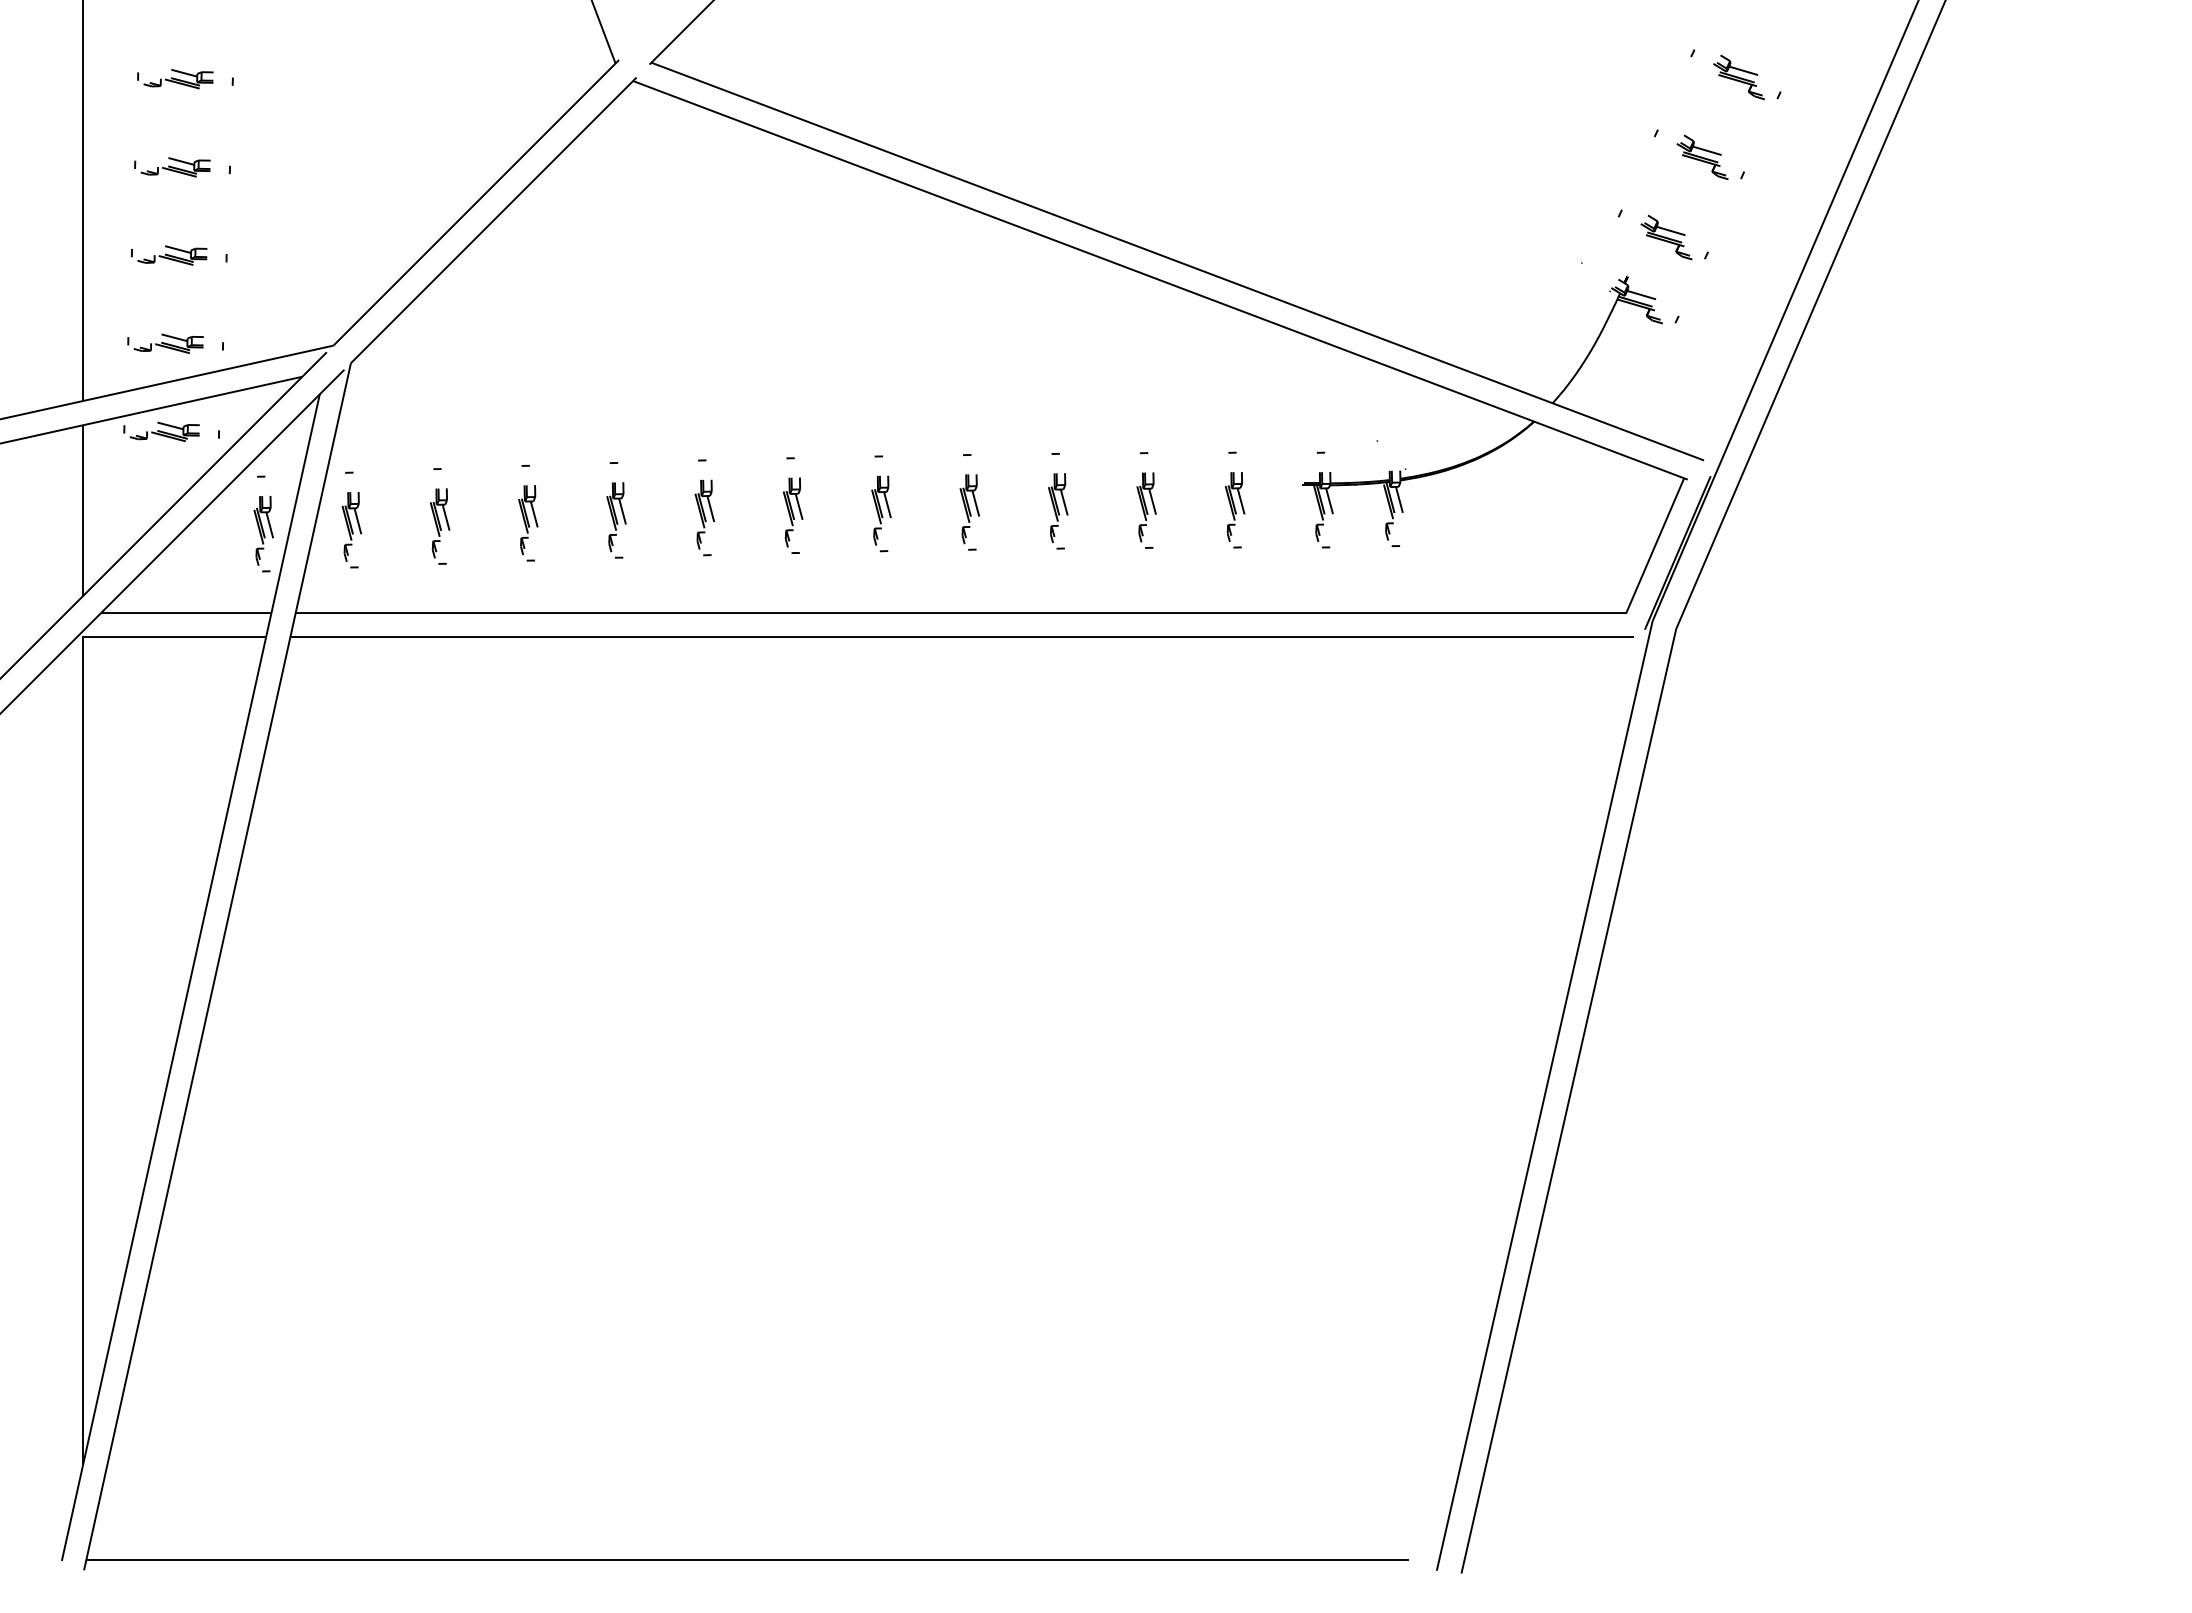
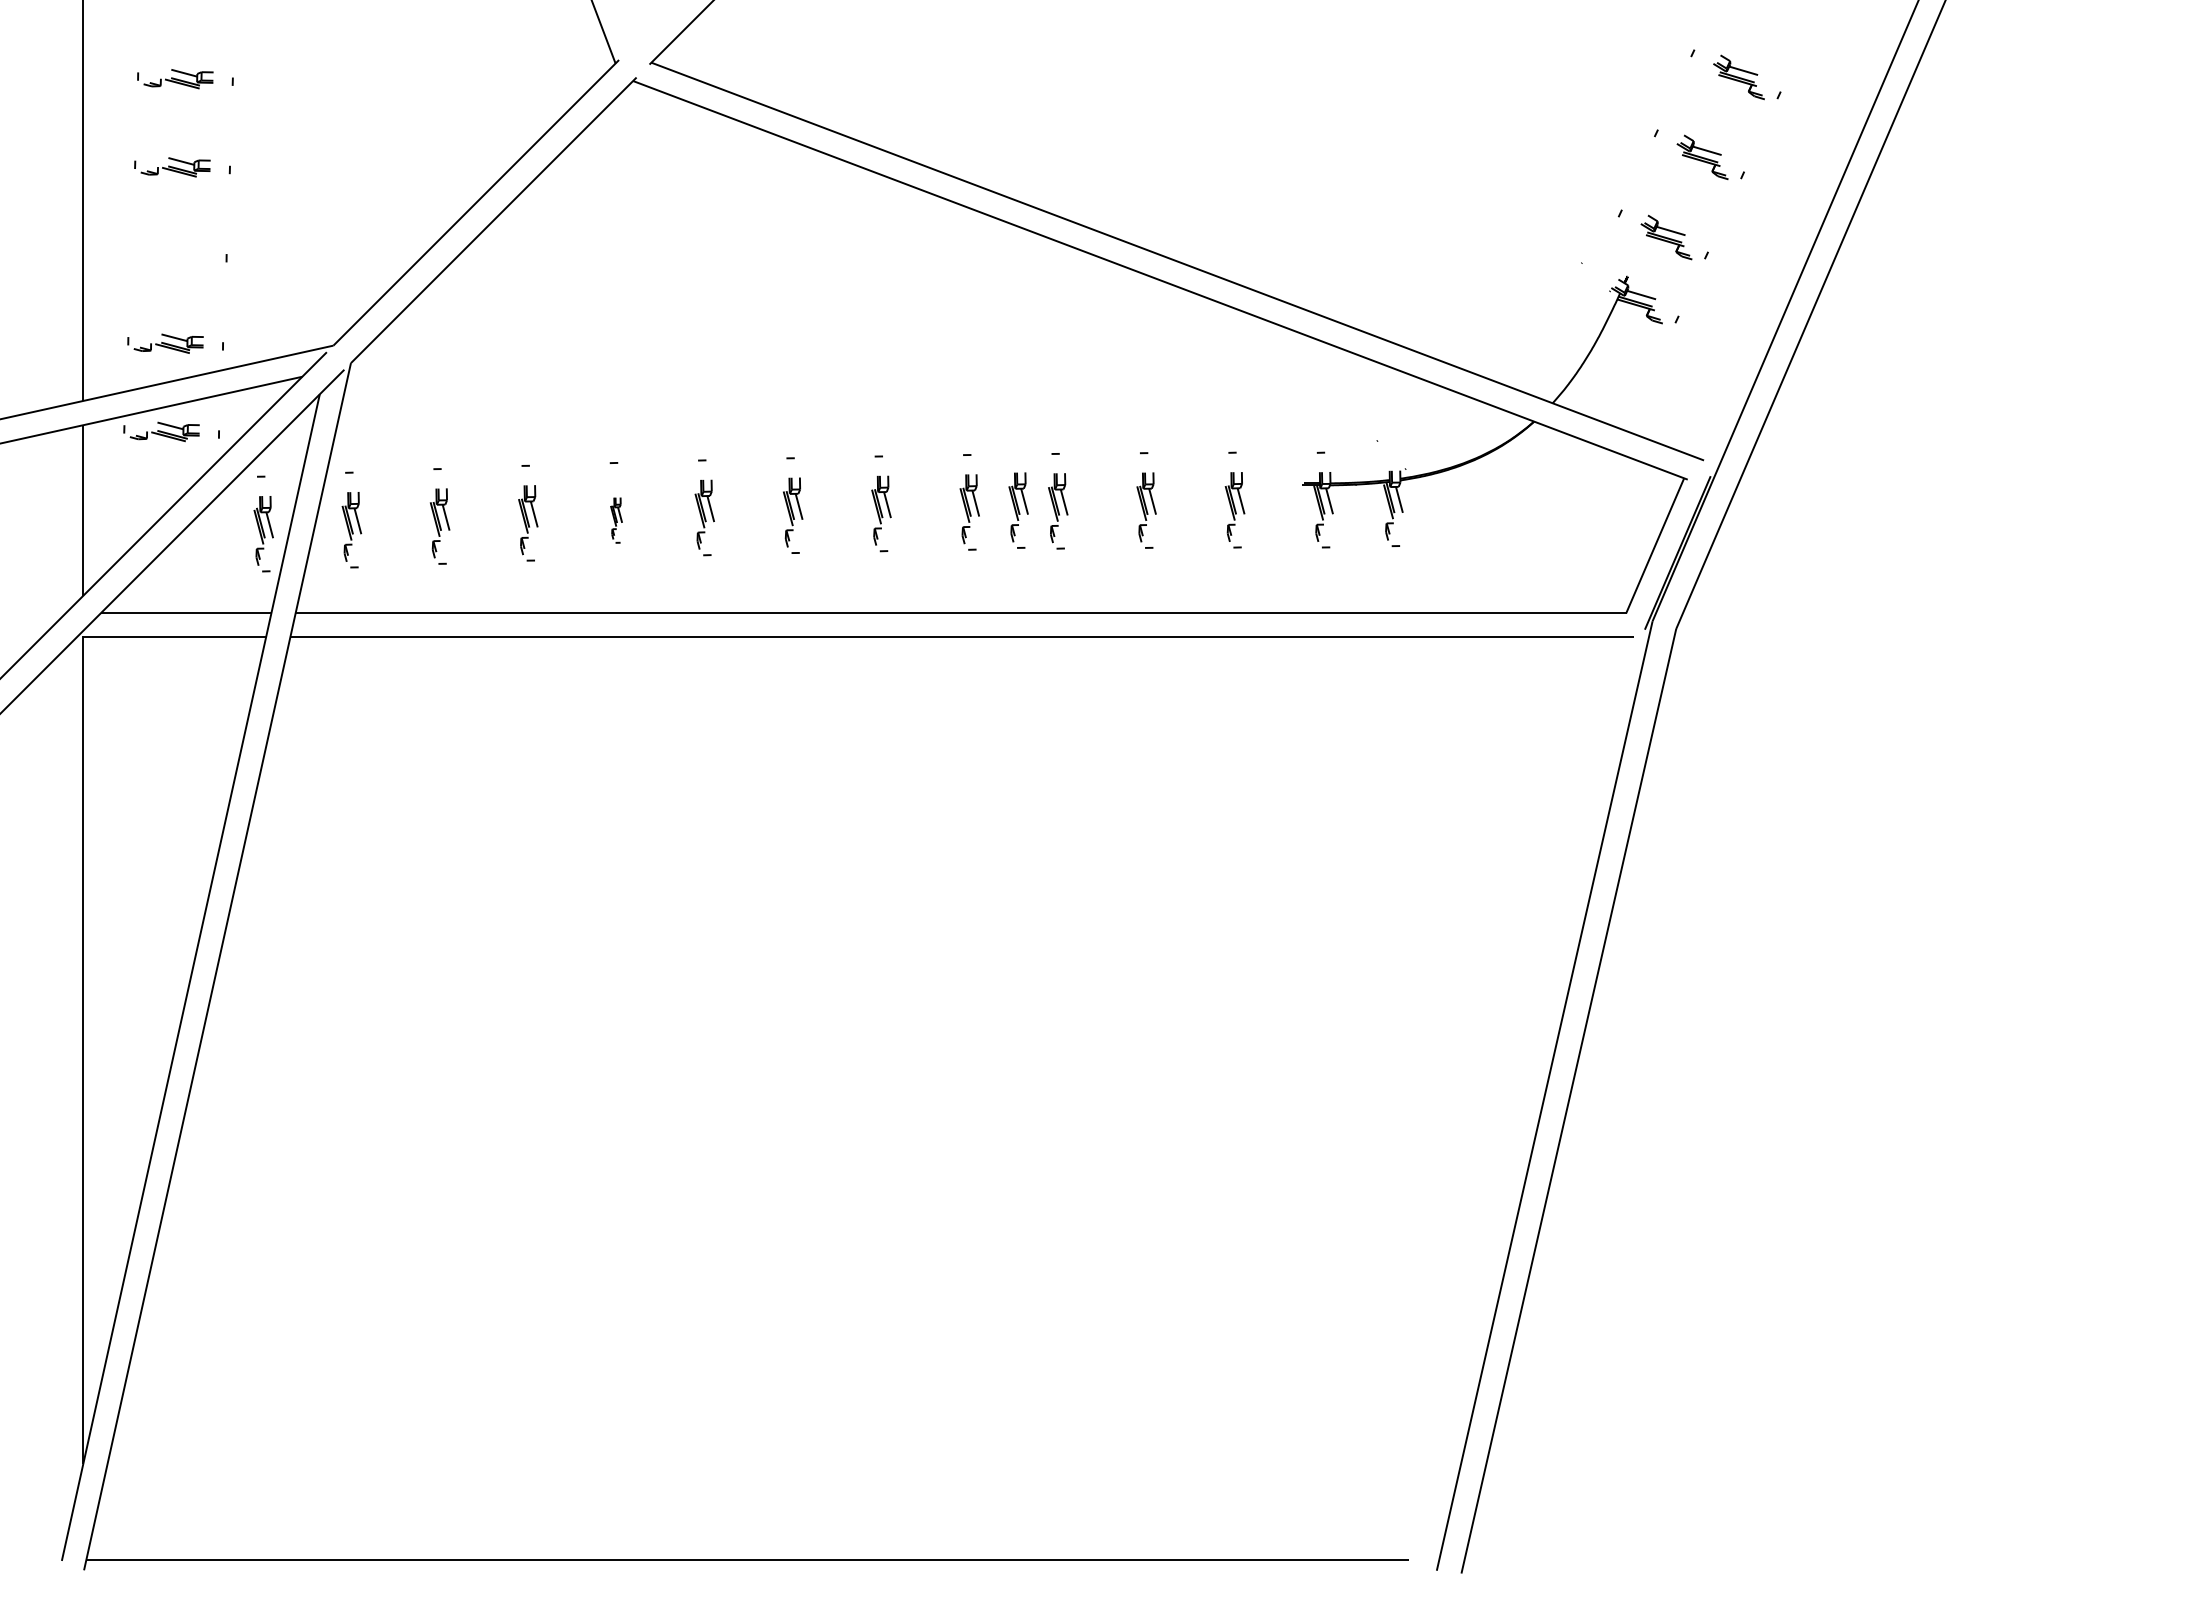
part: present -> none (169, 255)
part: none -> present (1018, 510)
part size: 21x77 px -> 13x47 px (616, 520)
